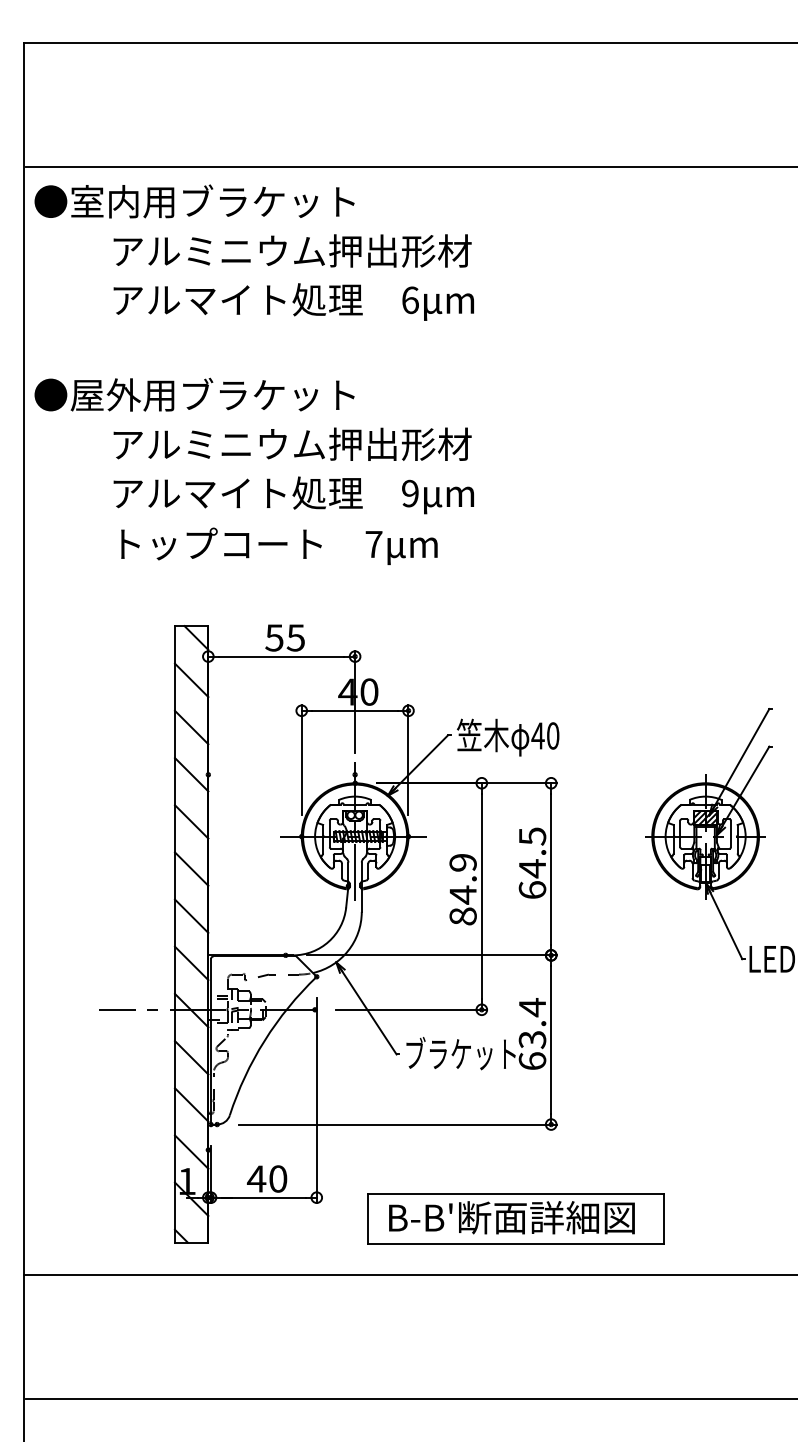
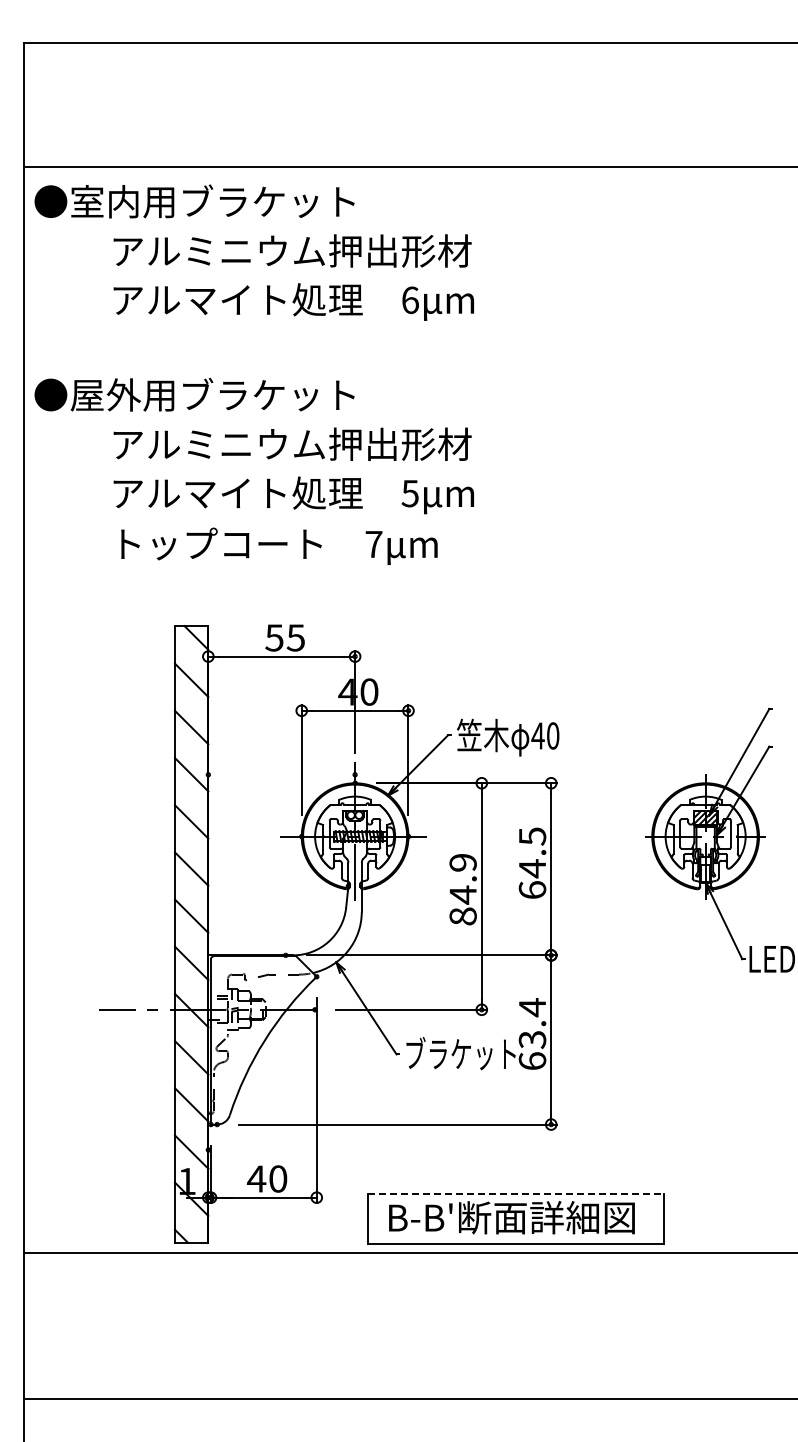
text: 9 -> 5 (409, 493)
line: solid -> dashed (515, 1194)
line position: (408, 1275) -> (408, 1253) (408, 1253)
